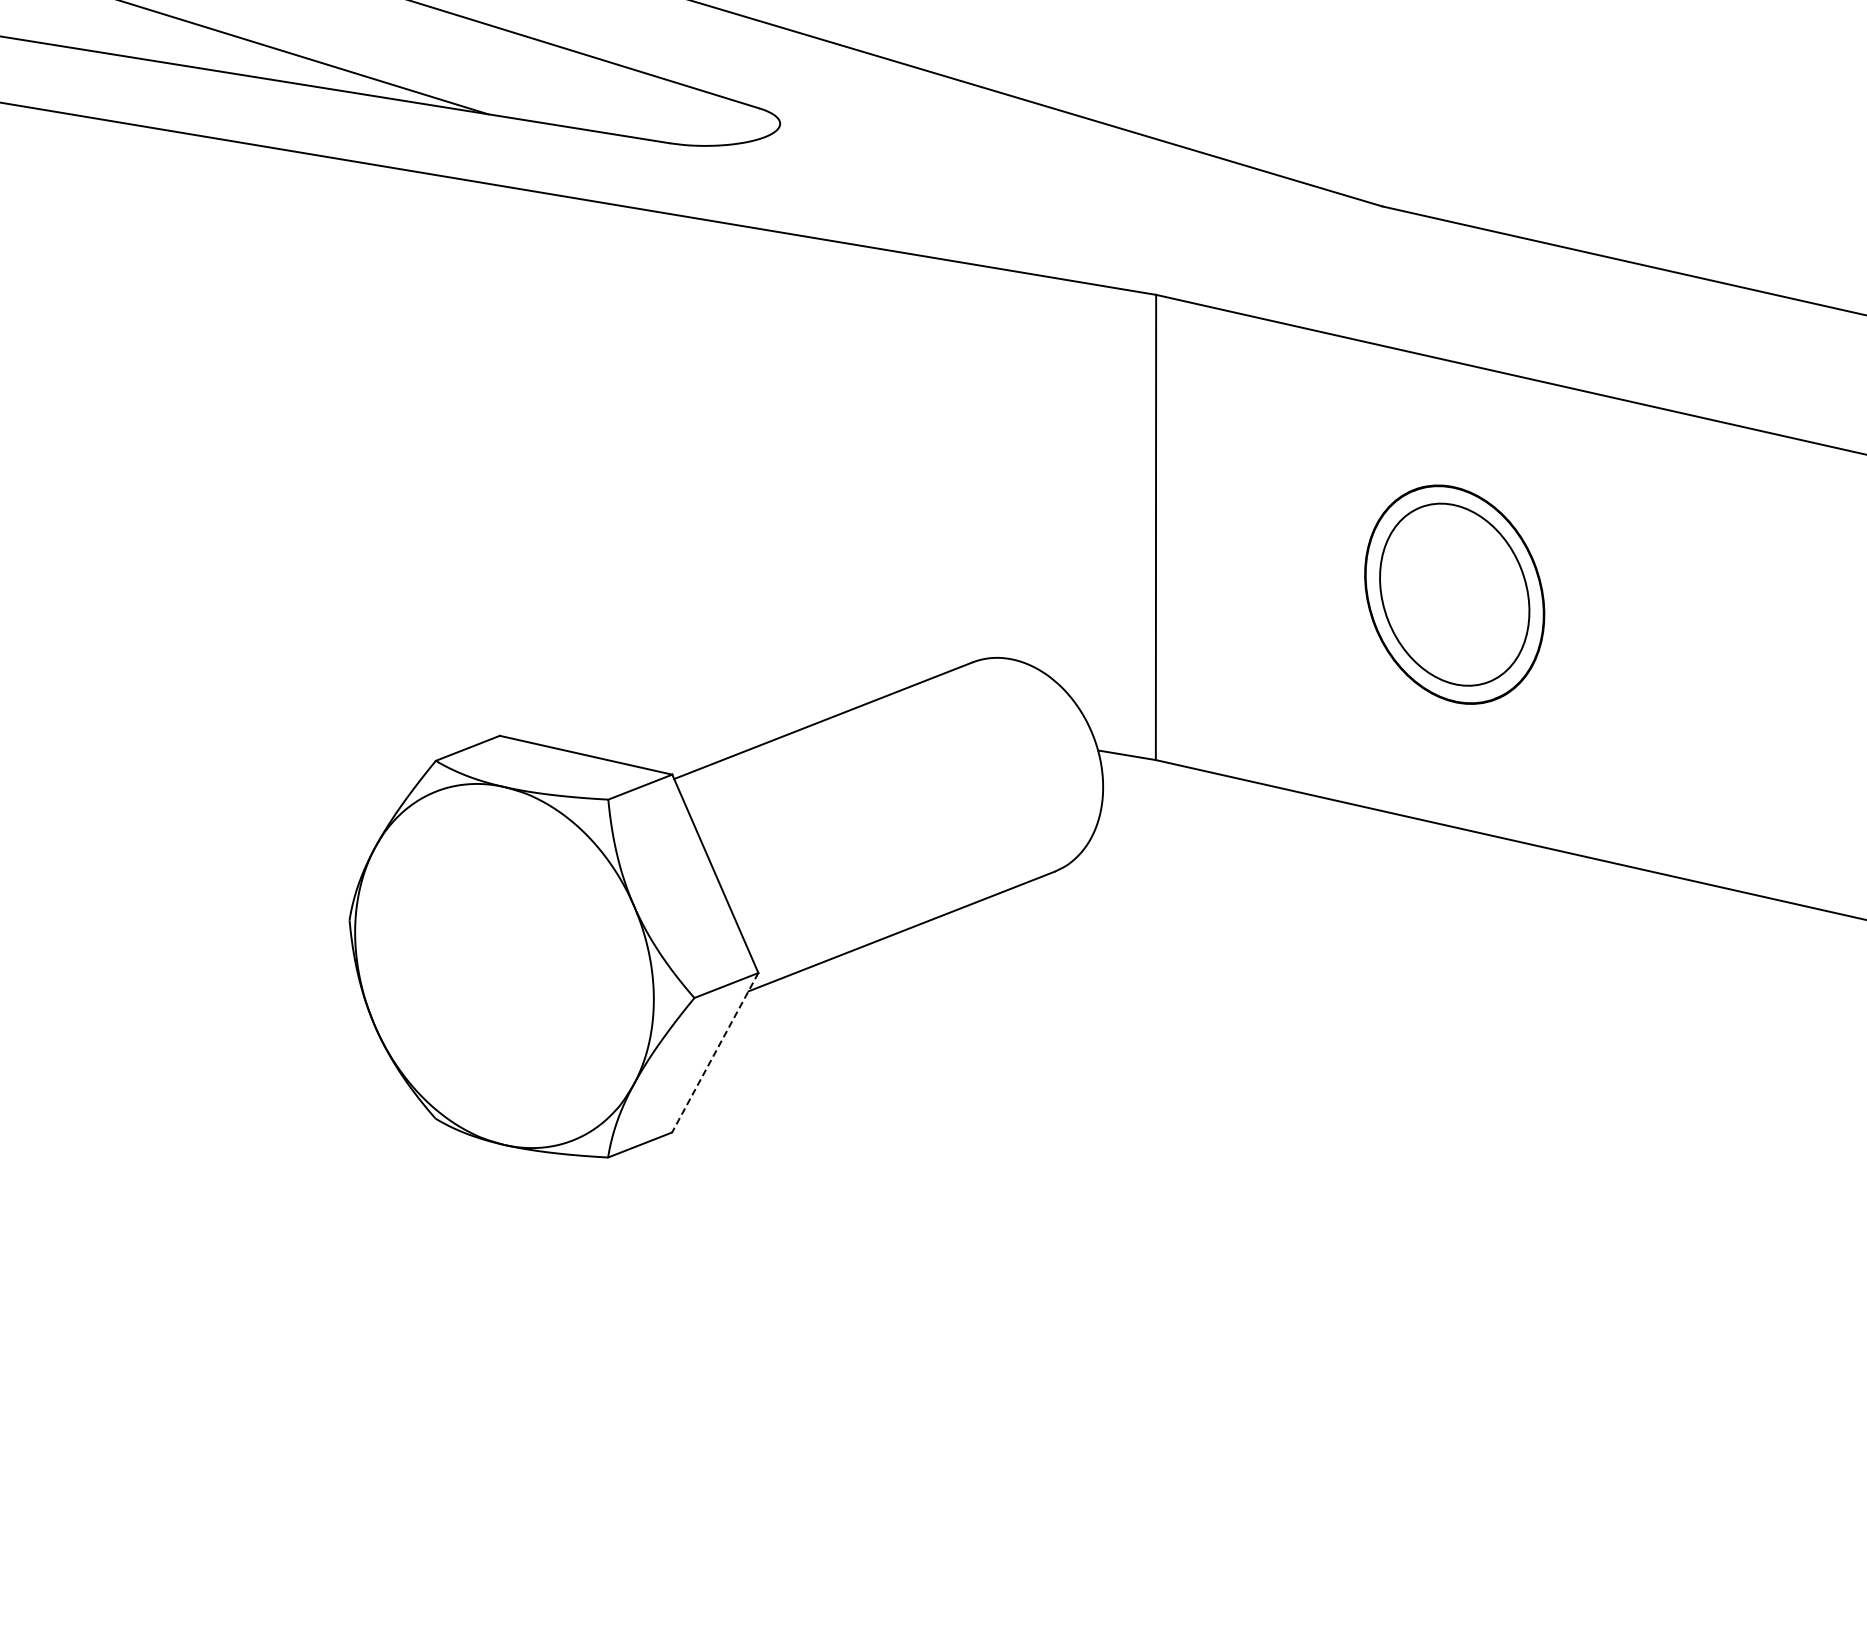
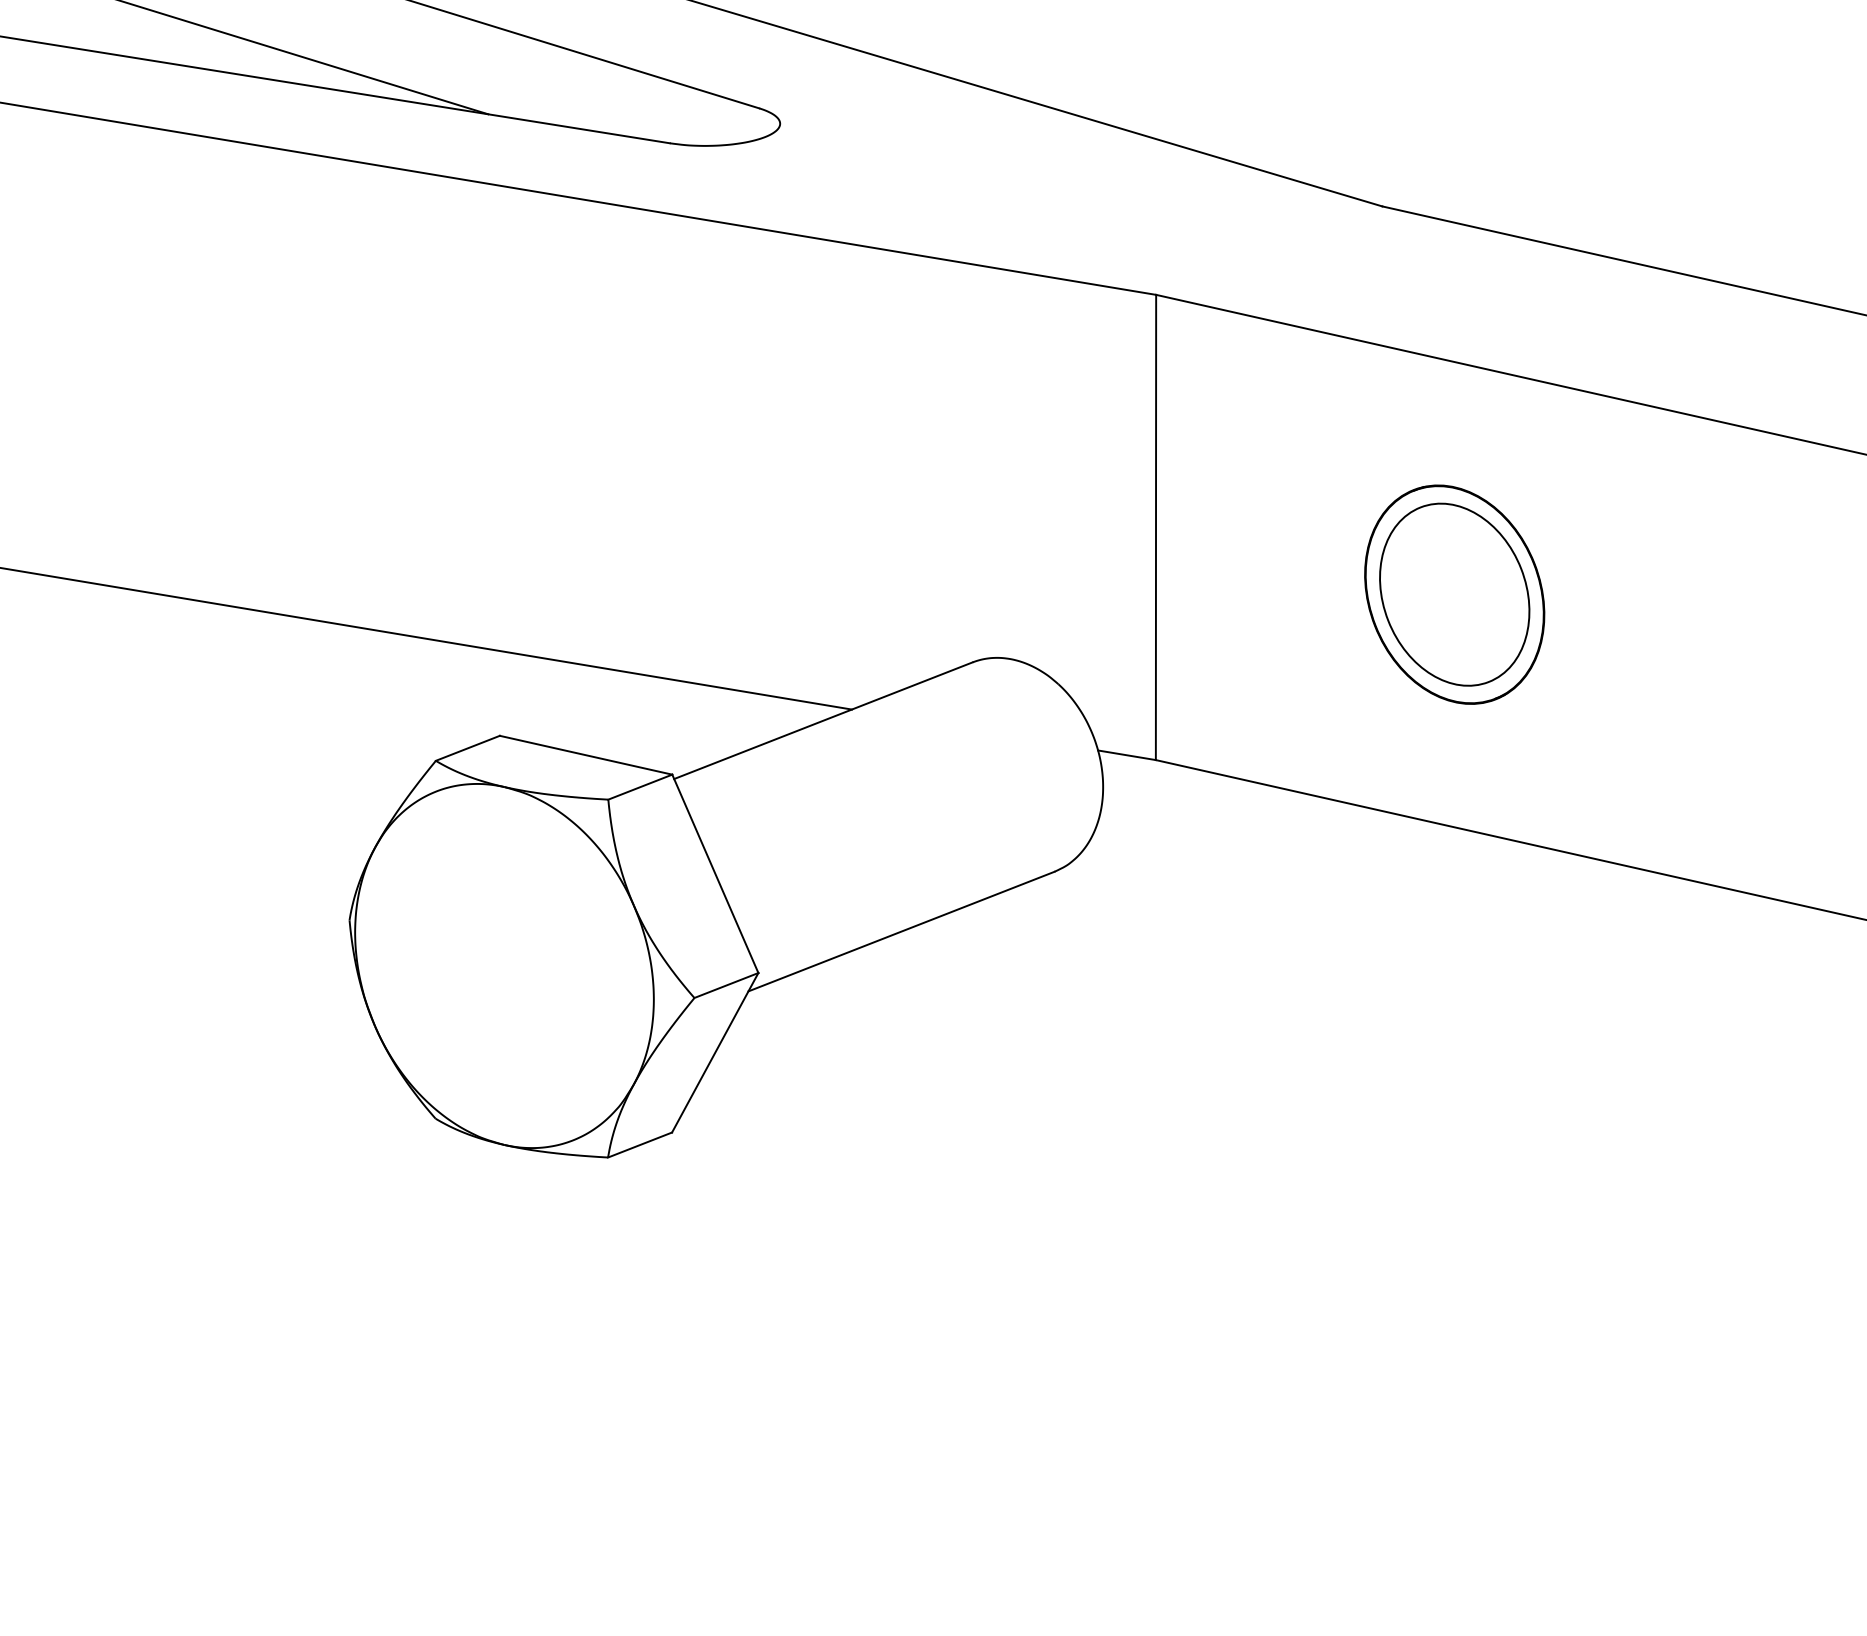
line: none -> present (426, 638)
line: dashed -> solid (715, 1052)
